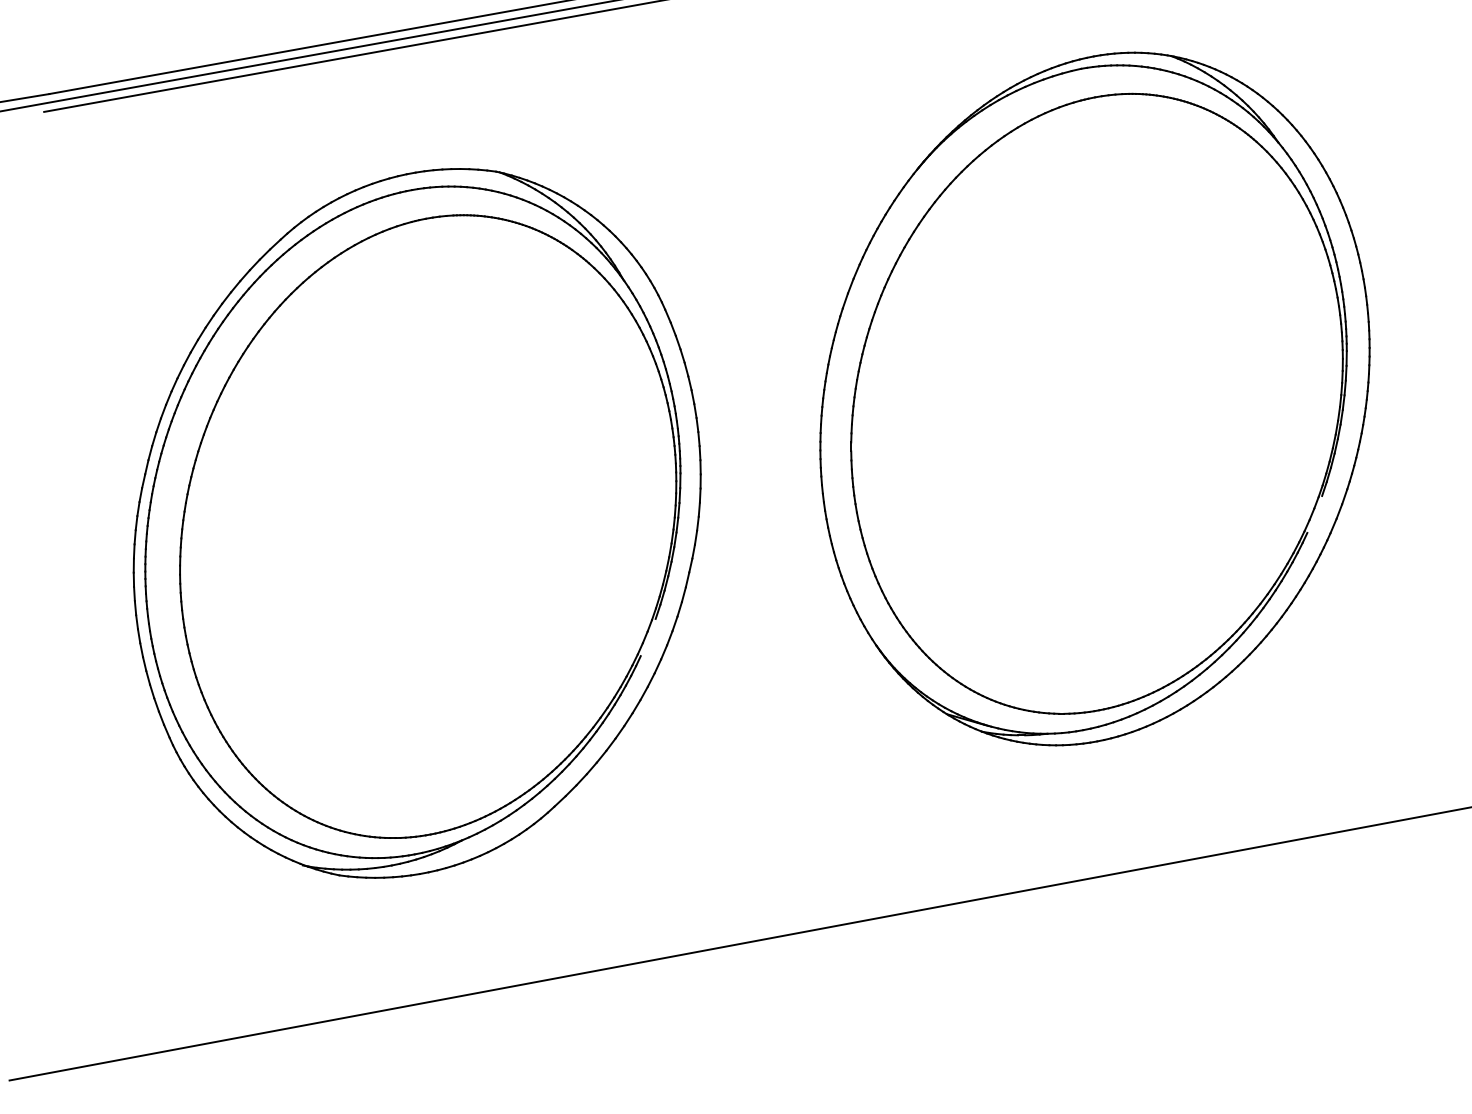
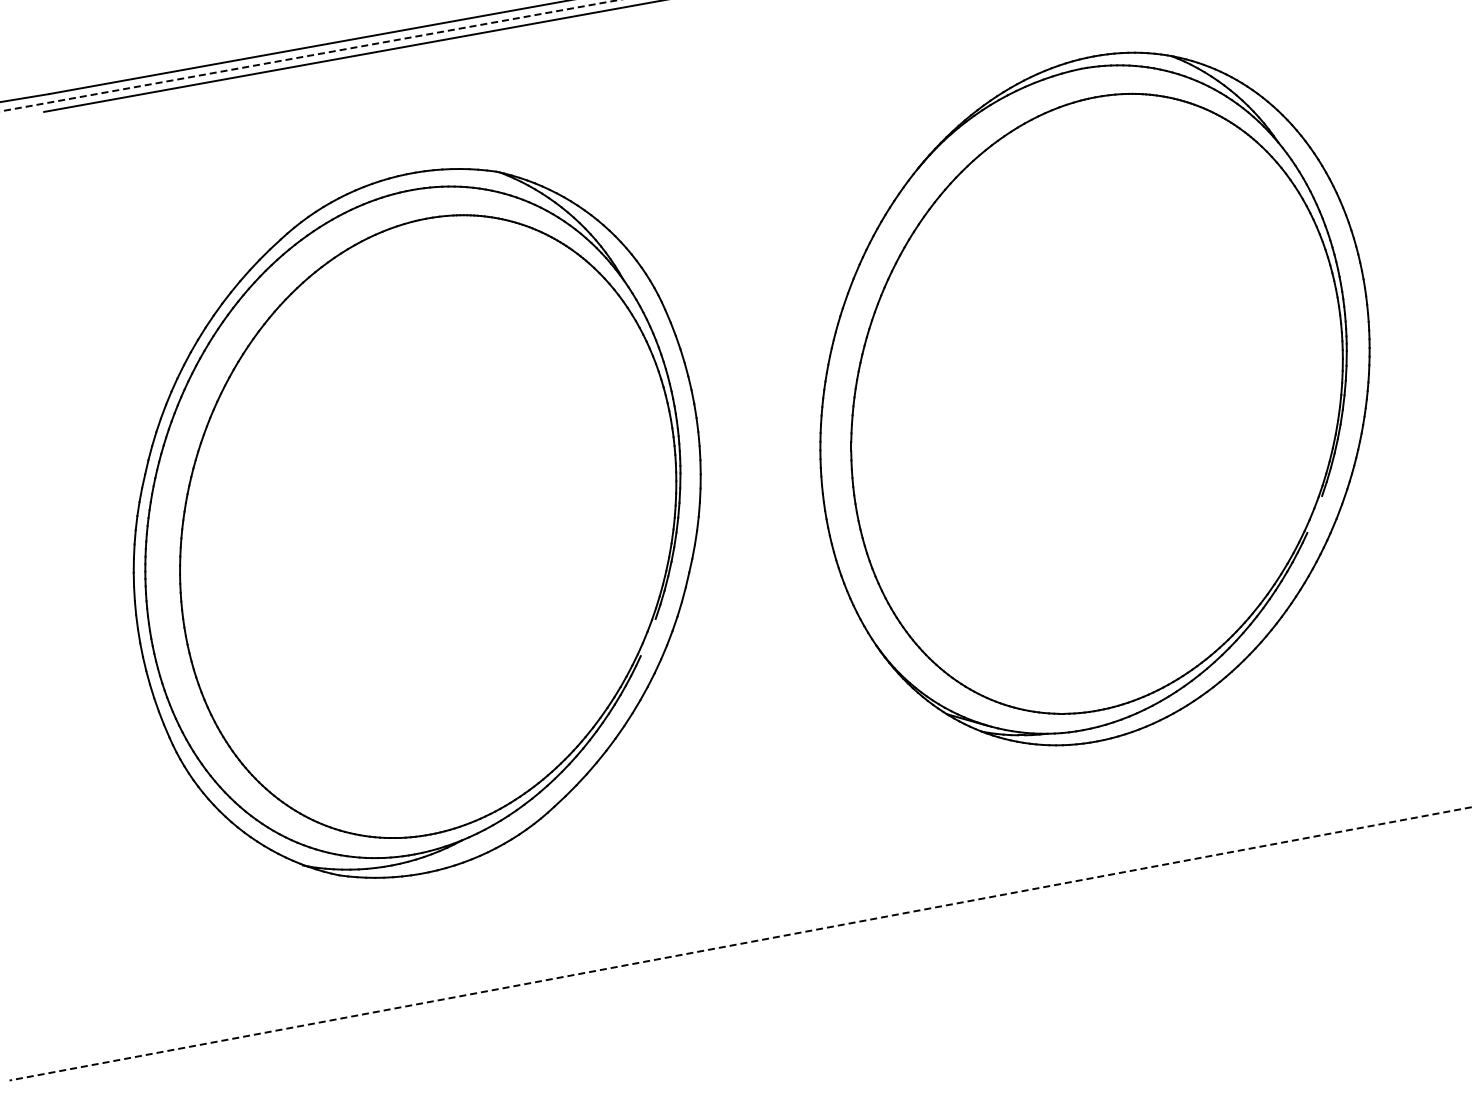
line: solid -> dashed (309, 55)
line: solid -> dashed (739, 944)
